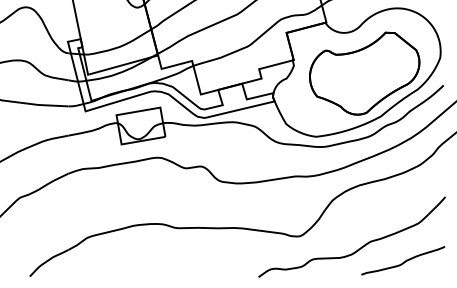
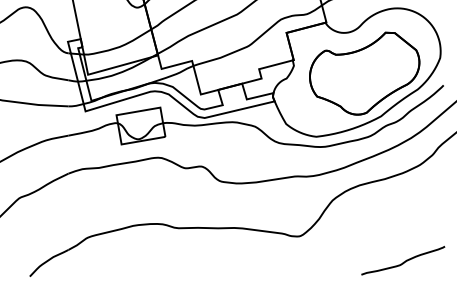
curve: present -> none (358, 248)
